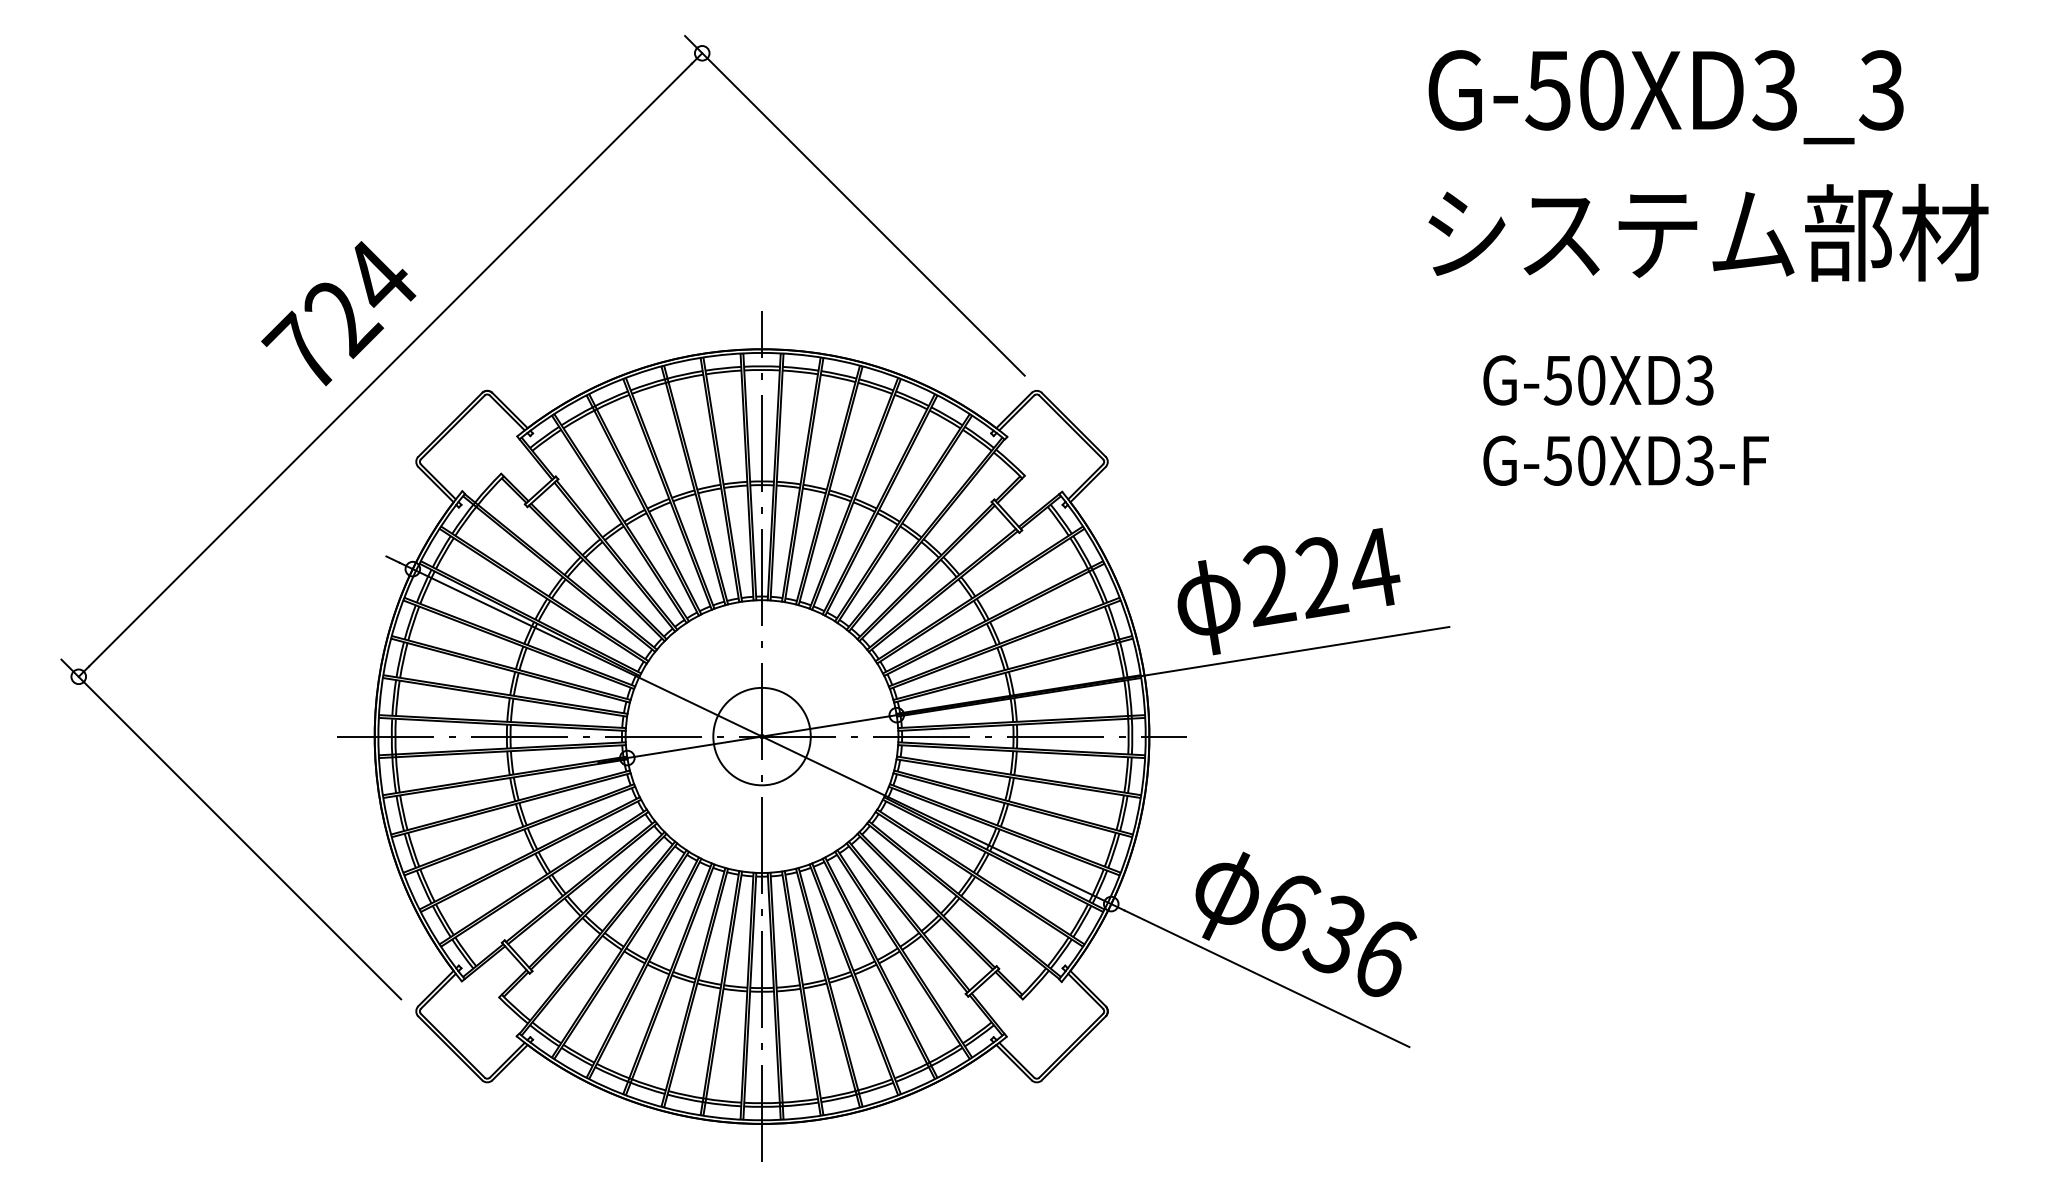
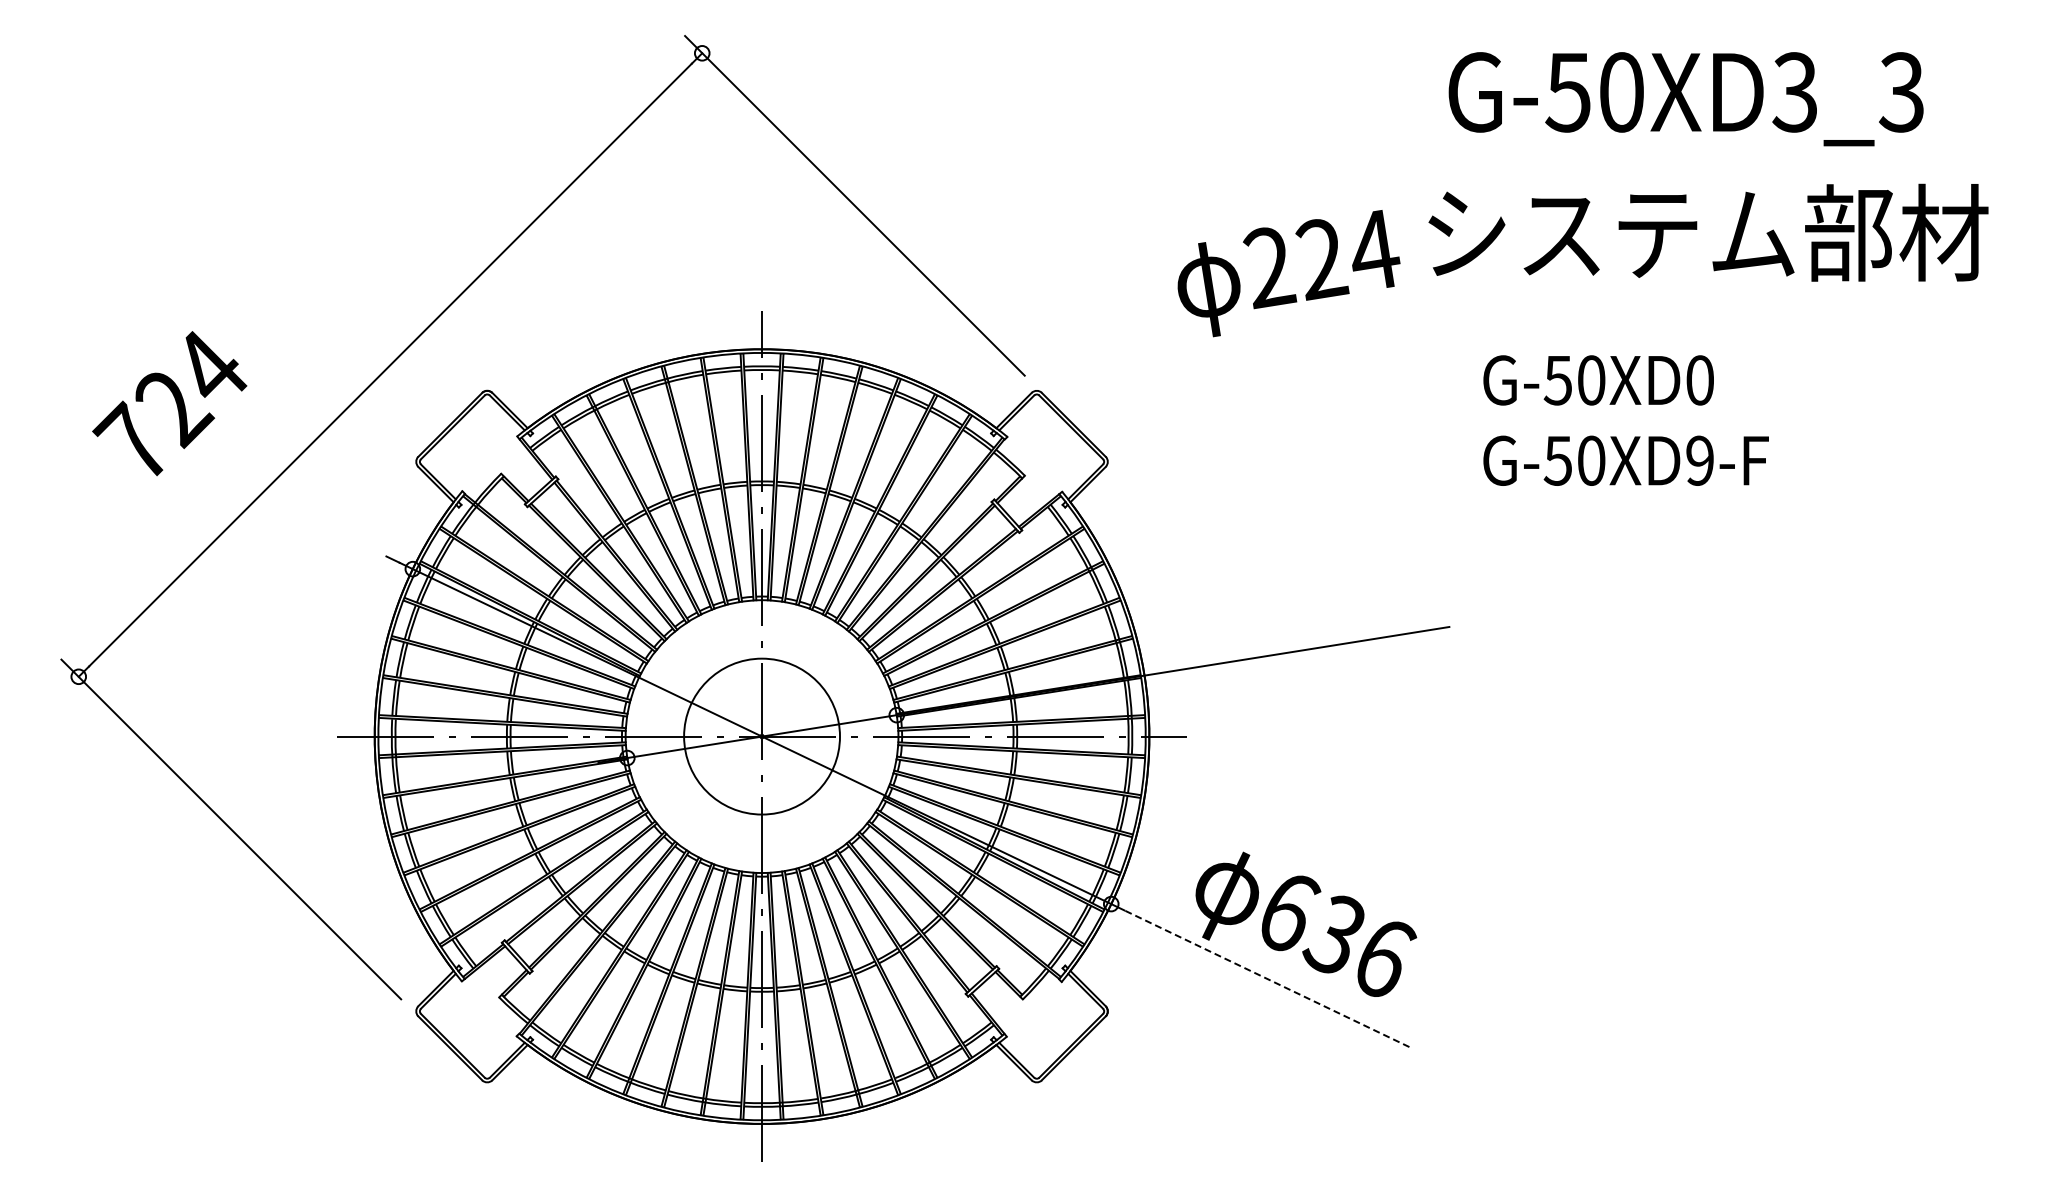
text position: (1665, 97) -> (1685, 99) (1685, 99)
text position: (338, 313) -> (169, 403) (169, 403)
text: G-50XD3 -> G-50XD0 (1699, 380)
text: G-50XD3-F -> G-50XD9-F (1699, 460)
text position: (1288, 591) -> (1288, 273) (1288, 273)
circle diameter: 97 px -> 156 px (762, 736)
line: solid -> dashed (1266, 978)
